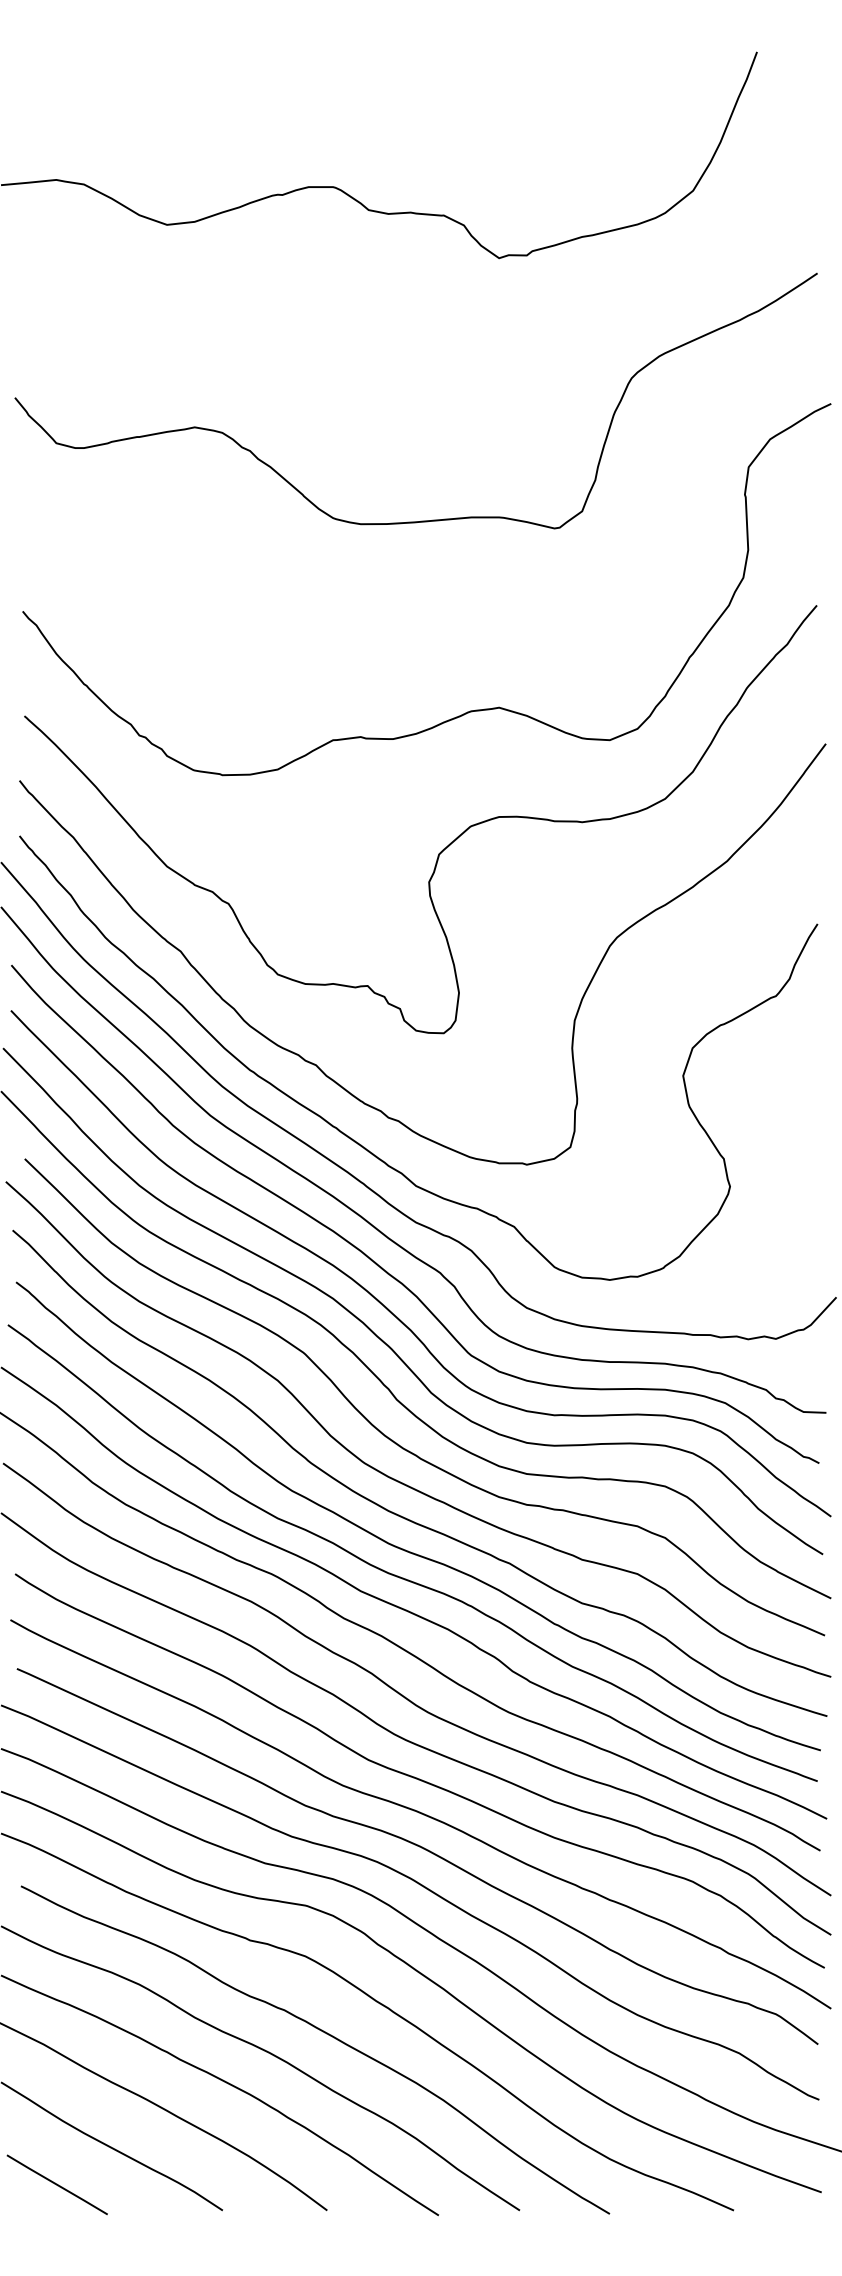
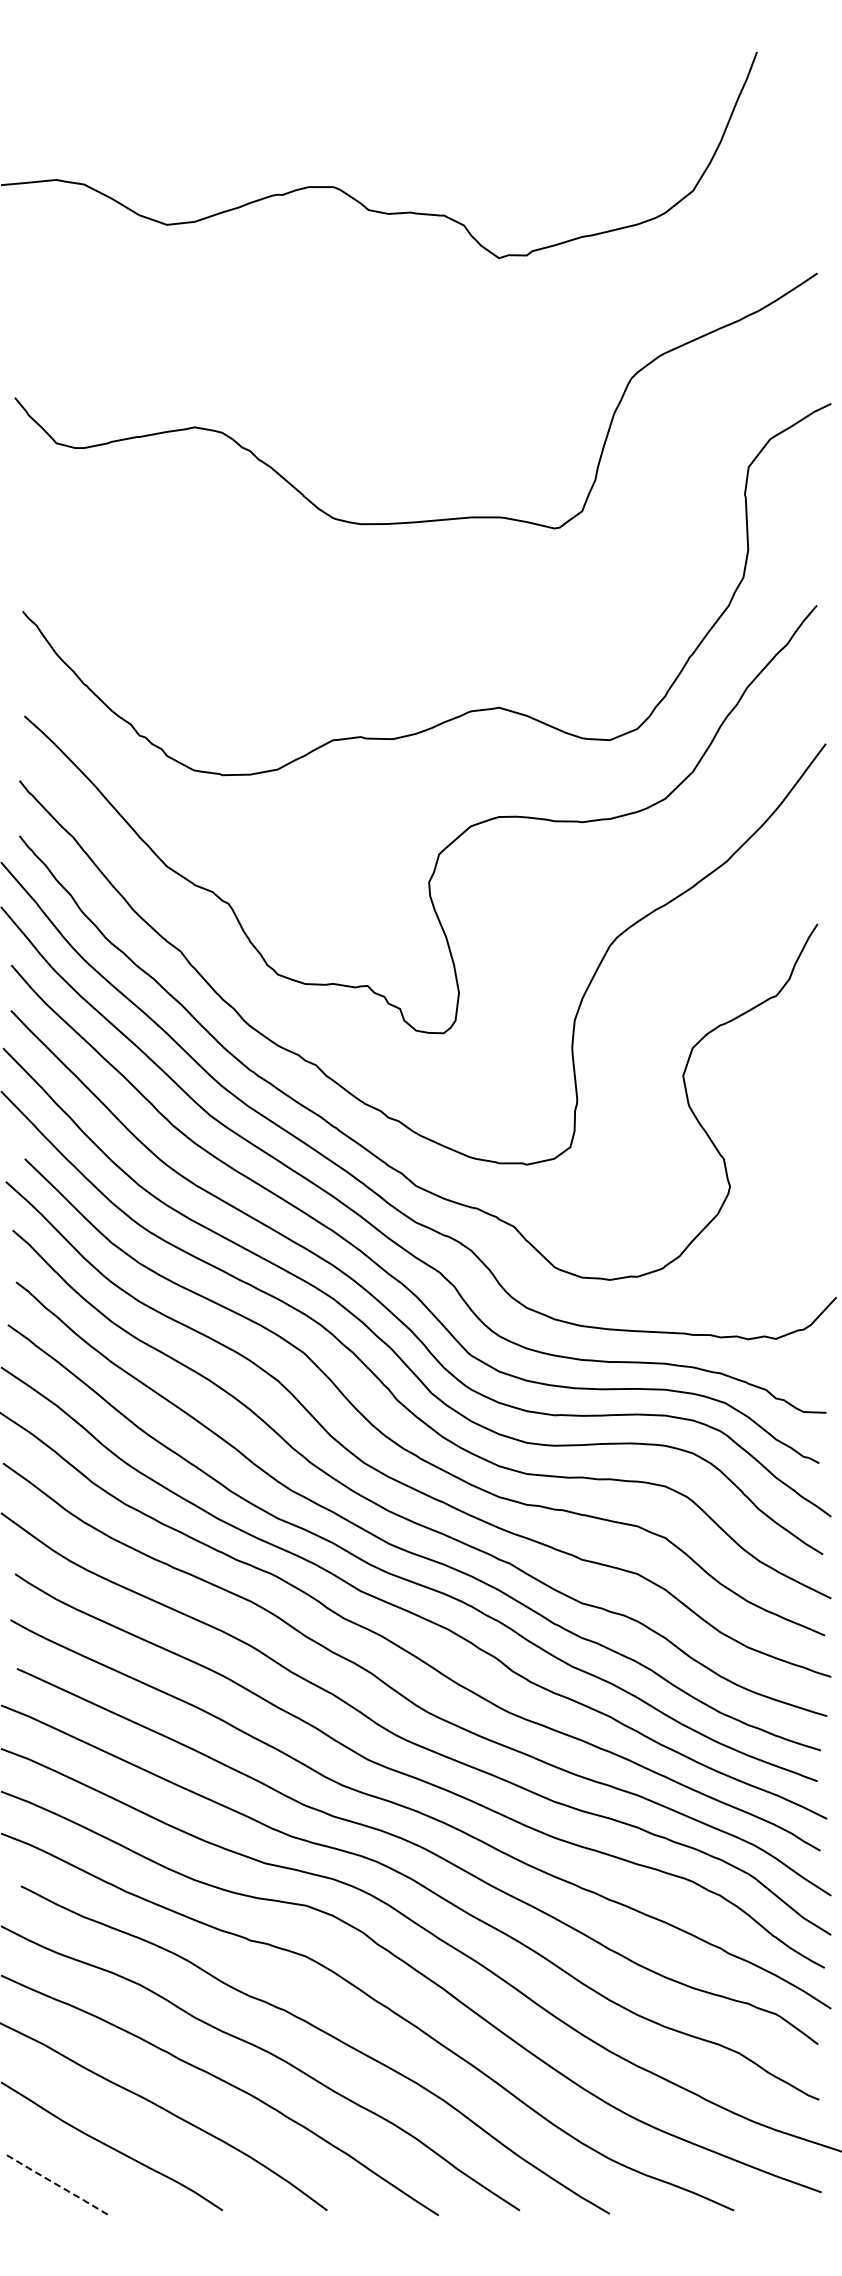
line: solid -> dashed (57, 2185)
